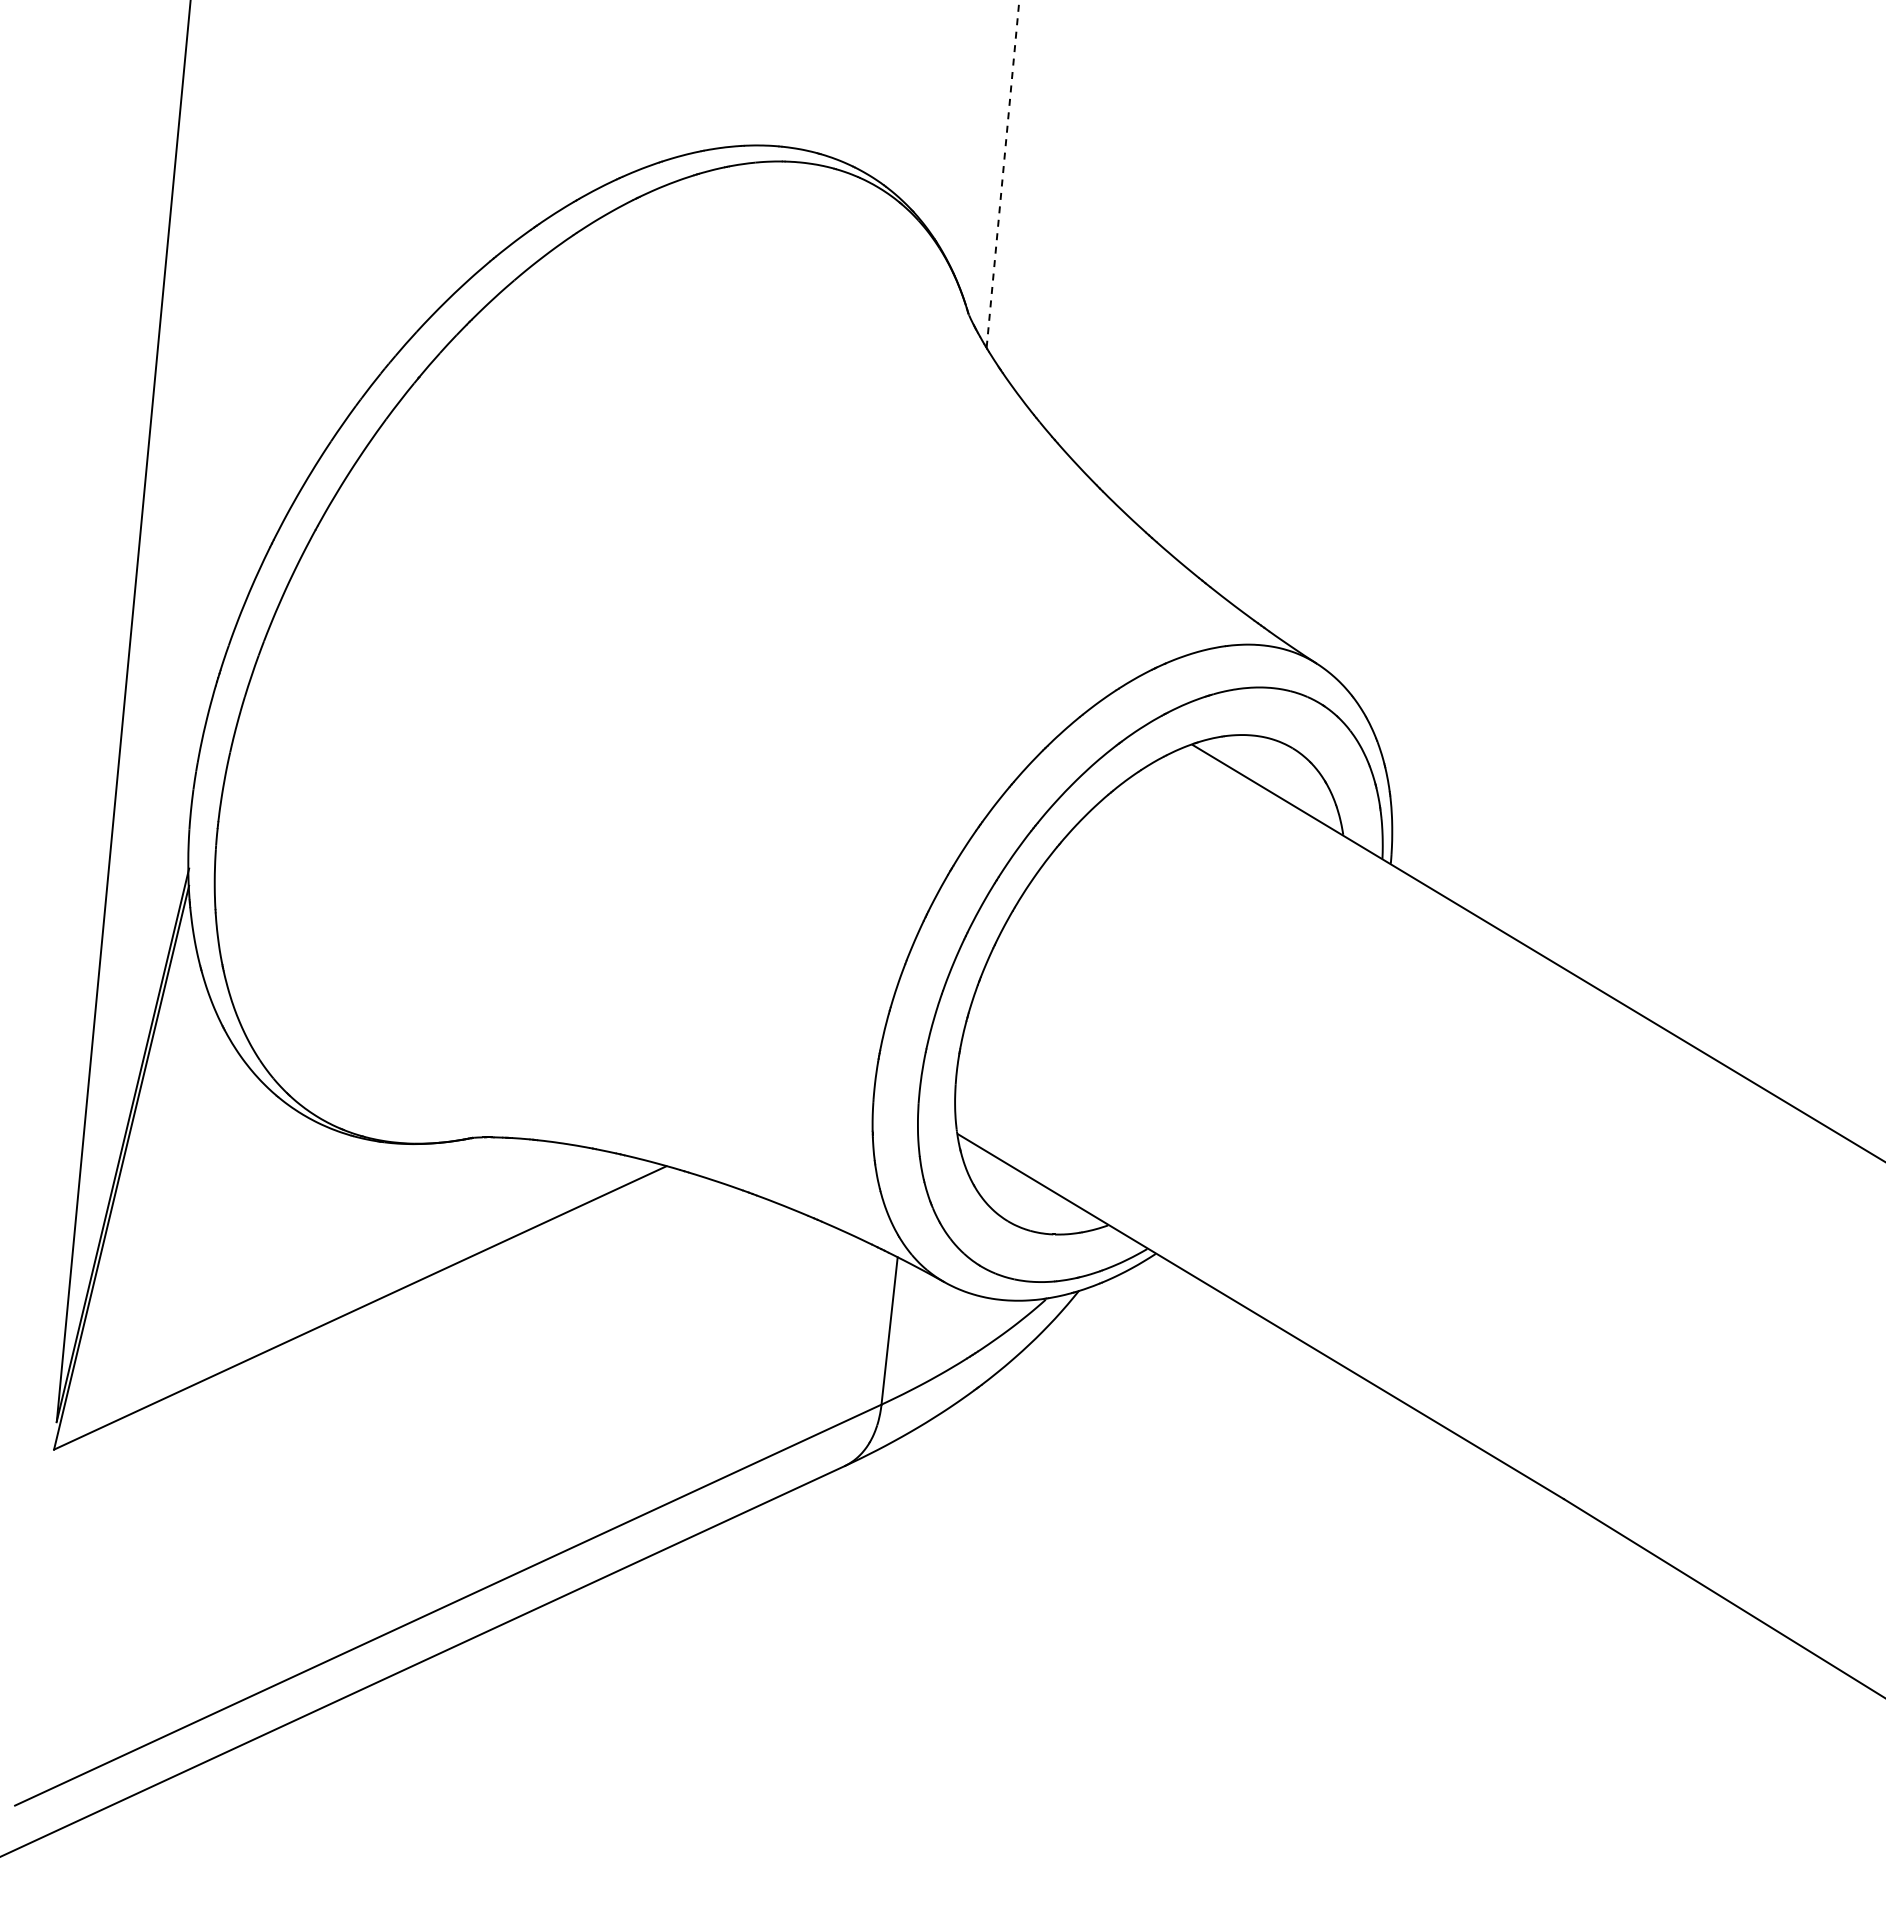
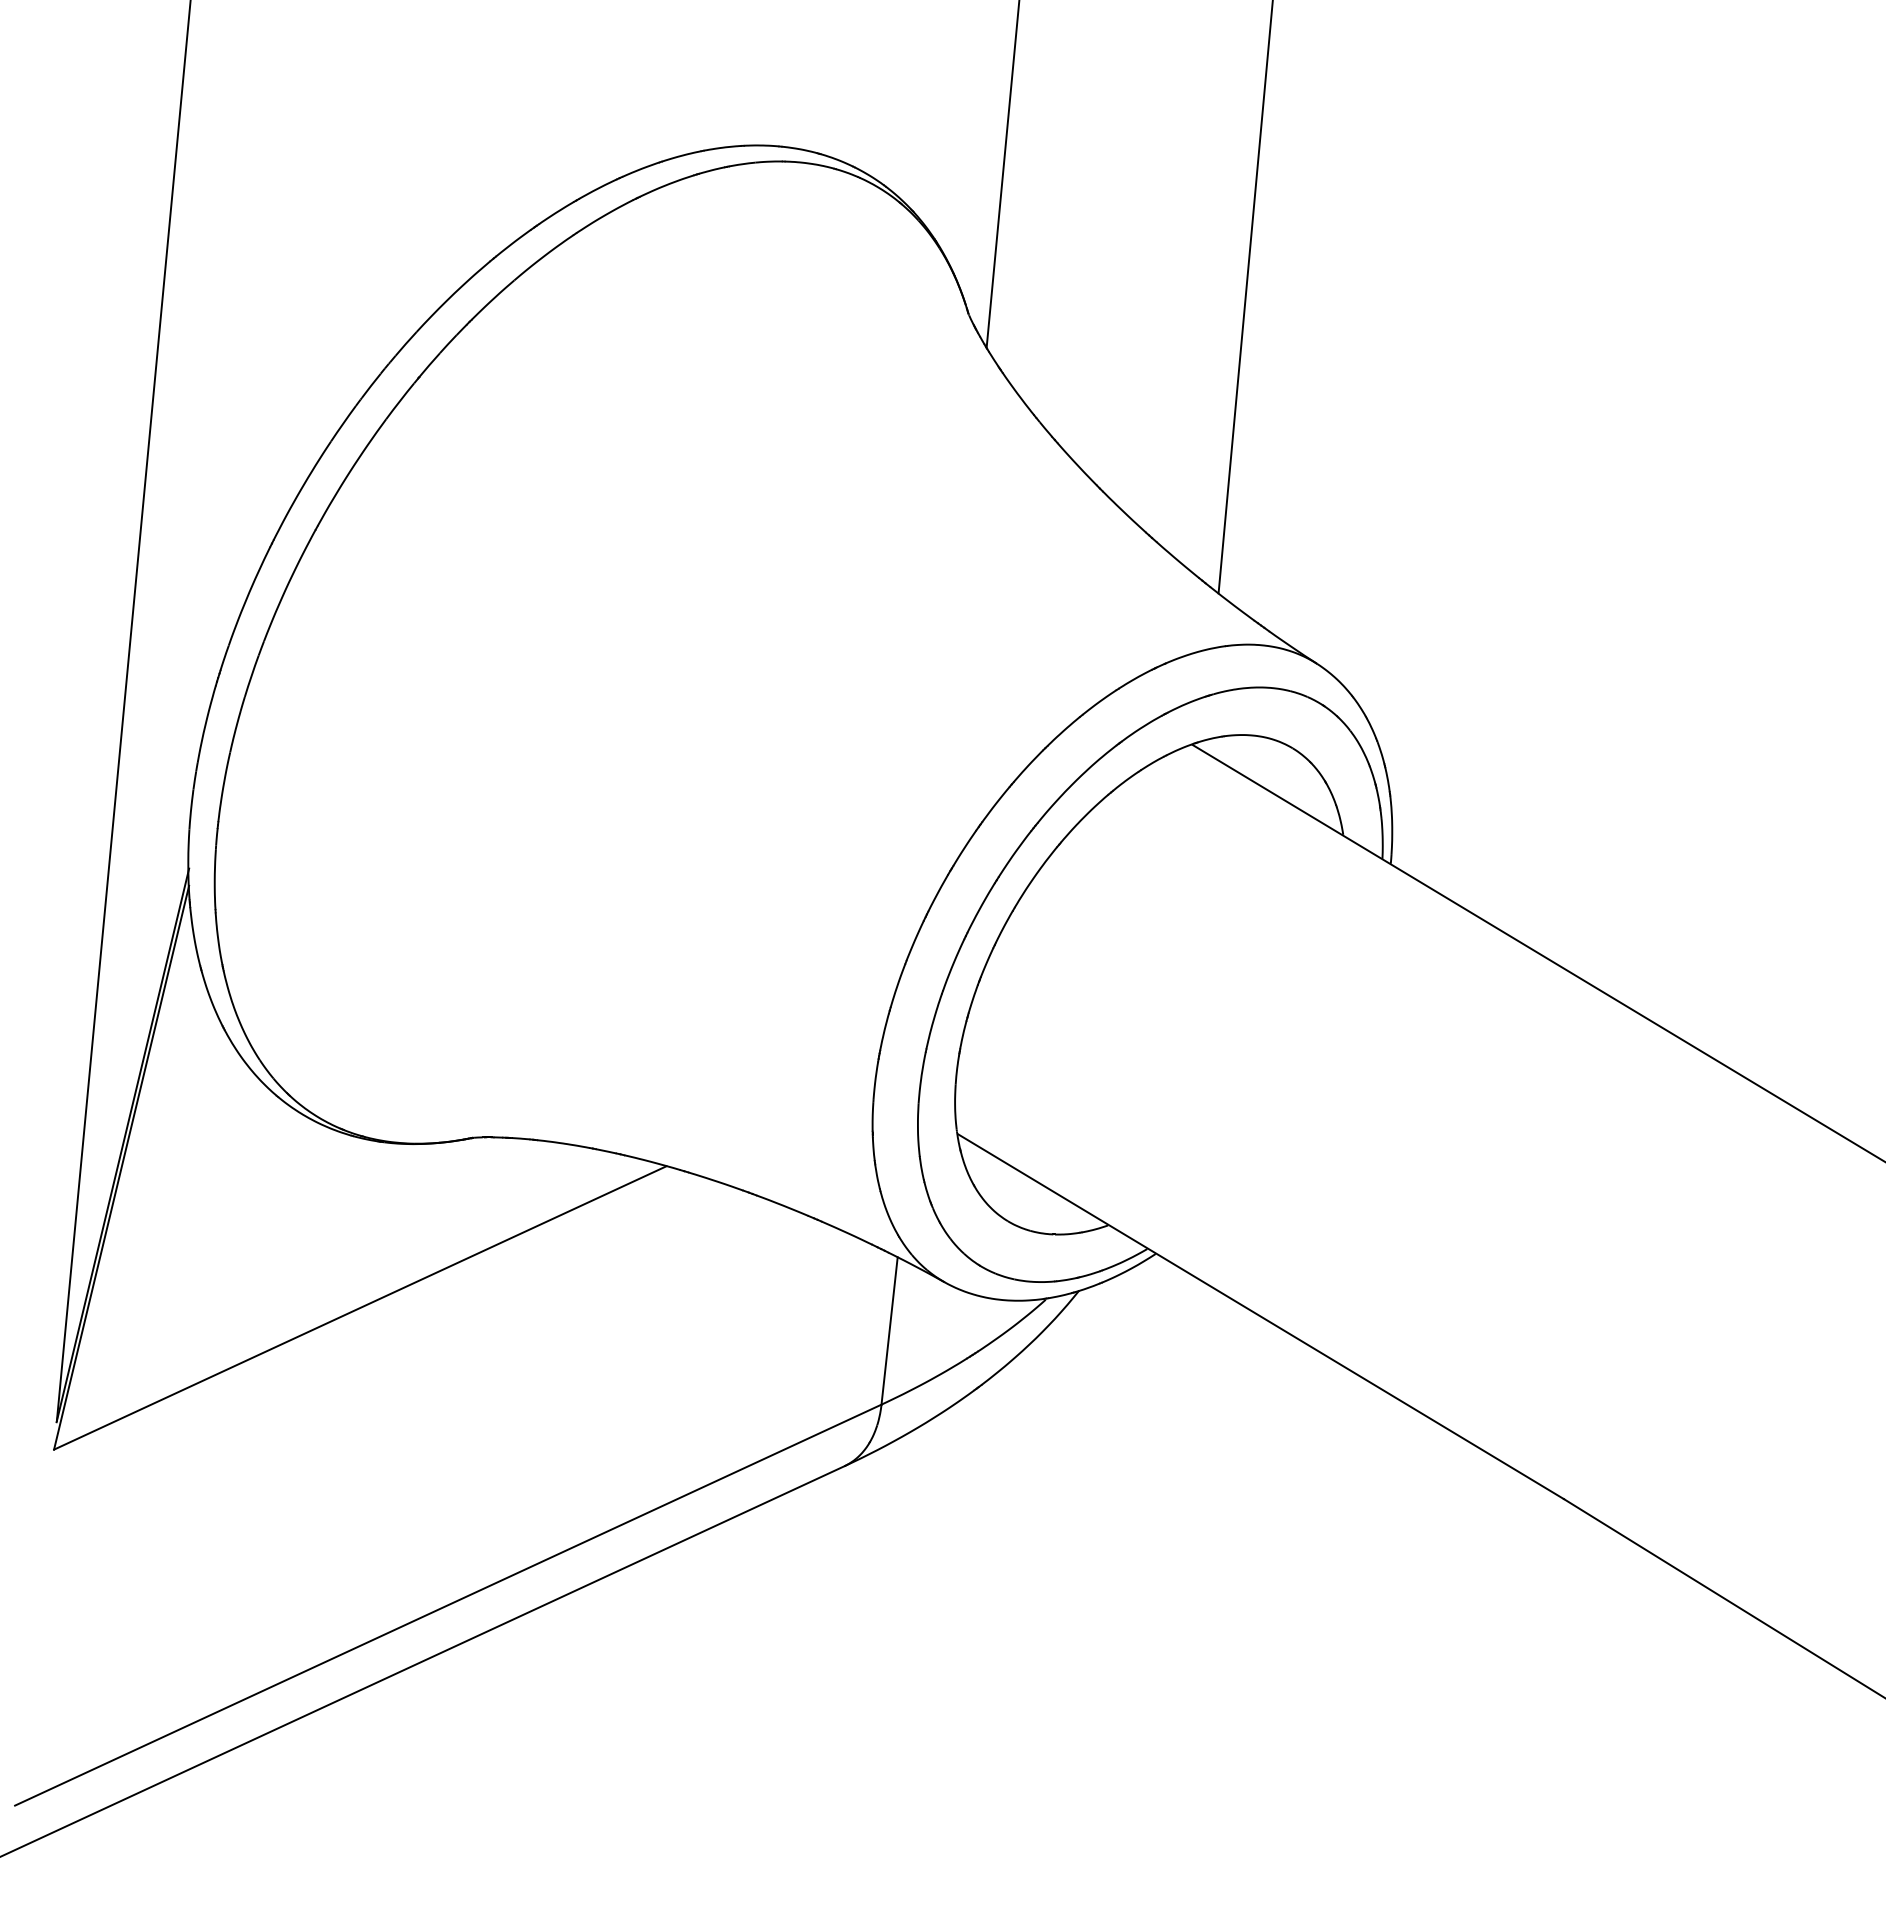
line: dashed -> solid (1003, 173)
line: none -> present (1245, 297)
